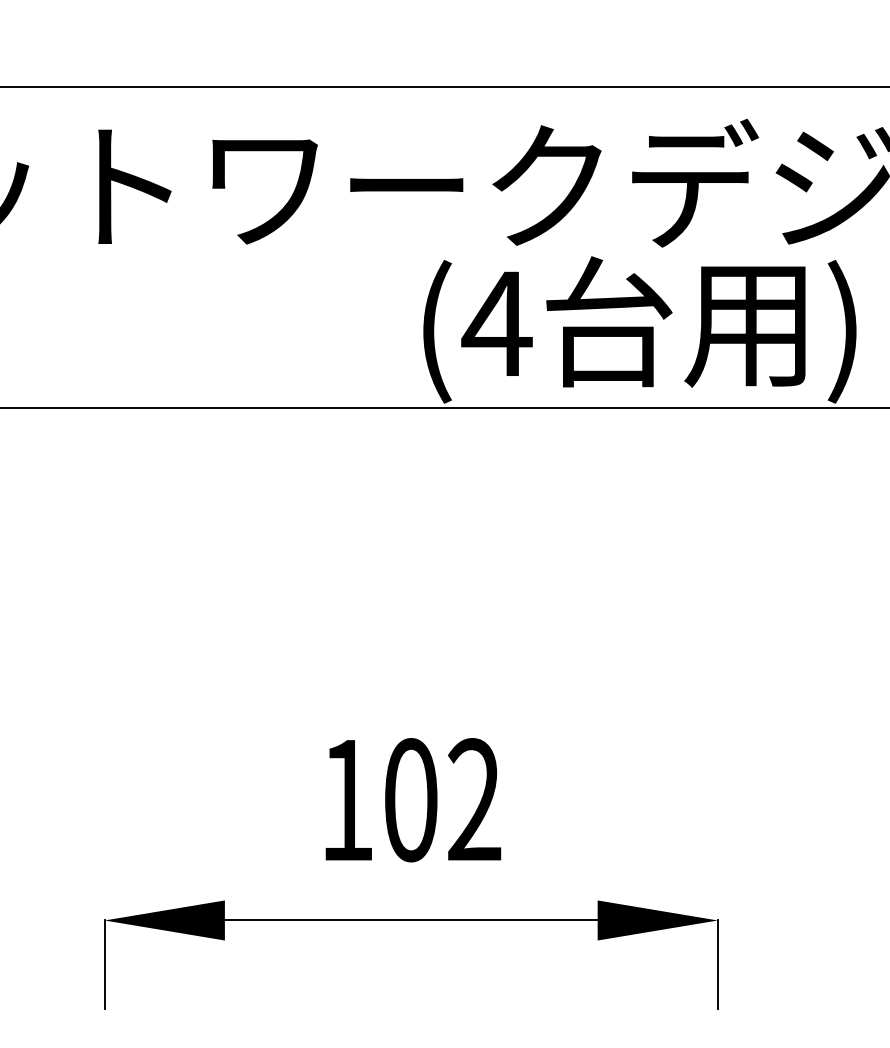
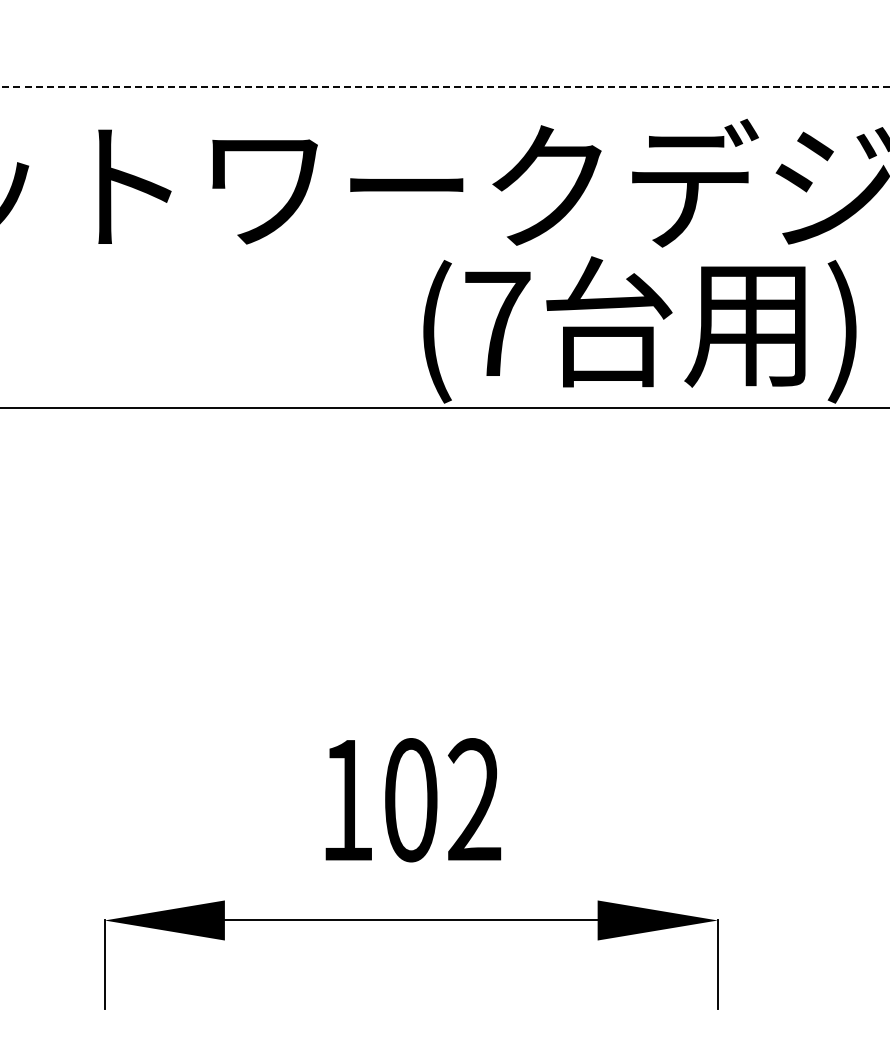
line: solid -> dashed (445, 87)
text: (4 -> (7 (496, 323)
